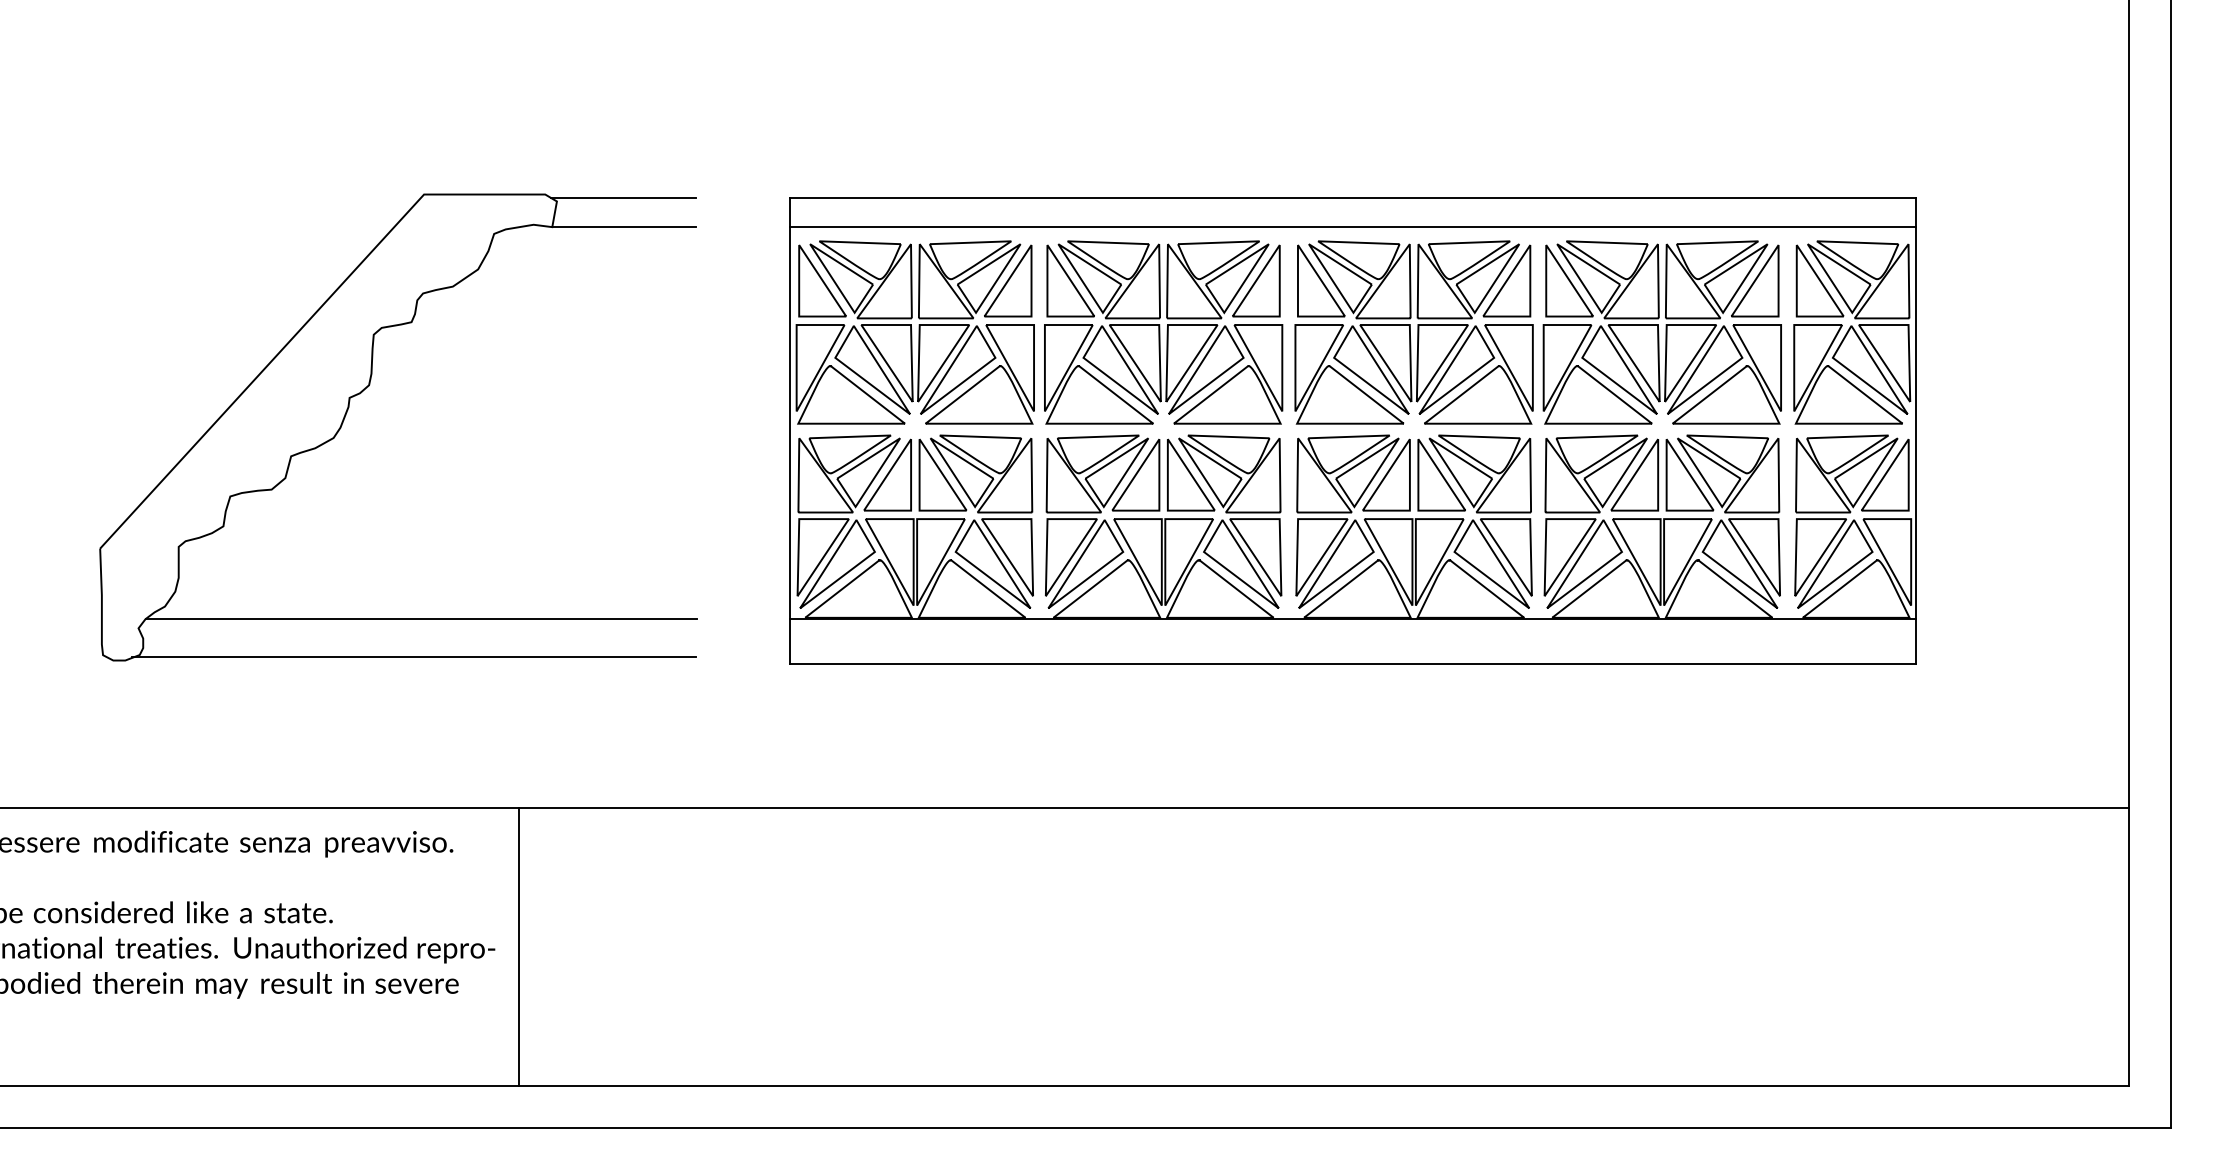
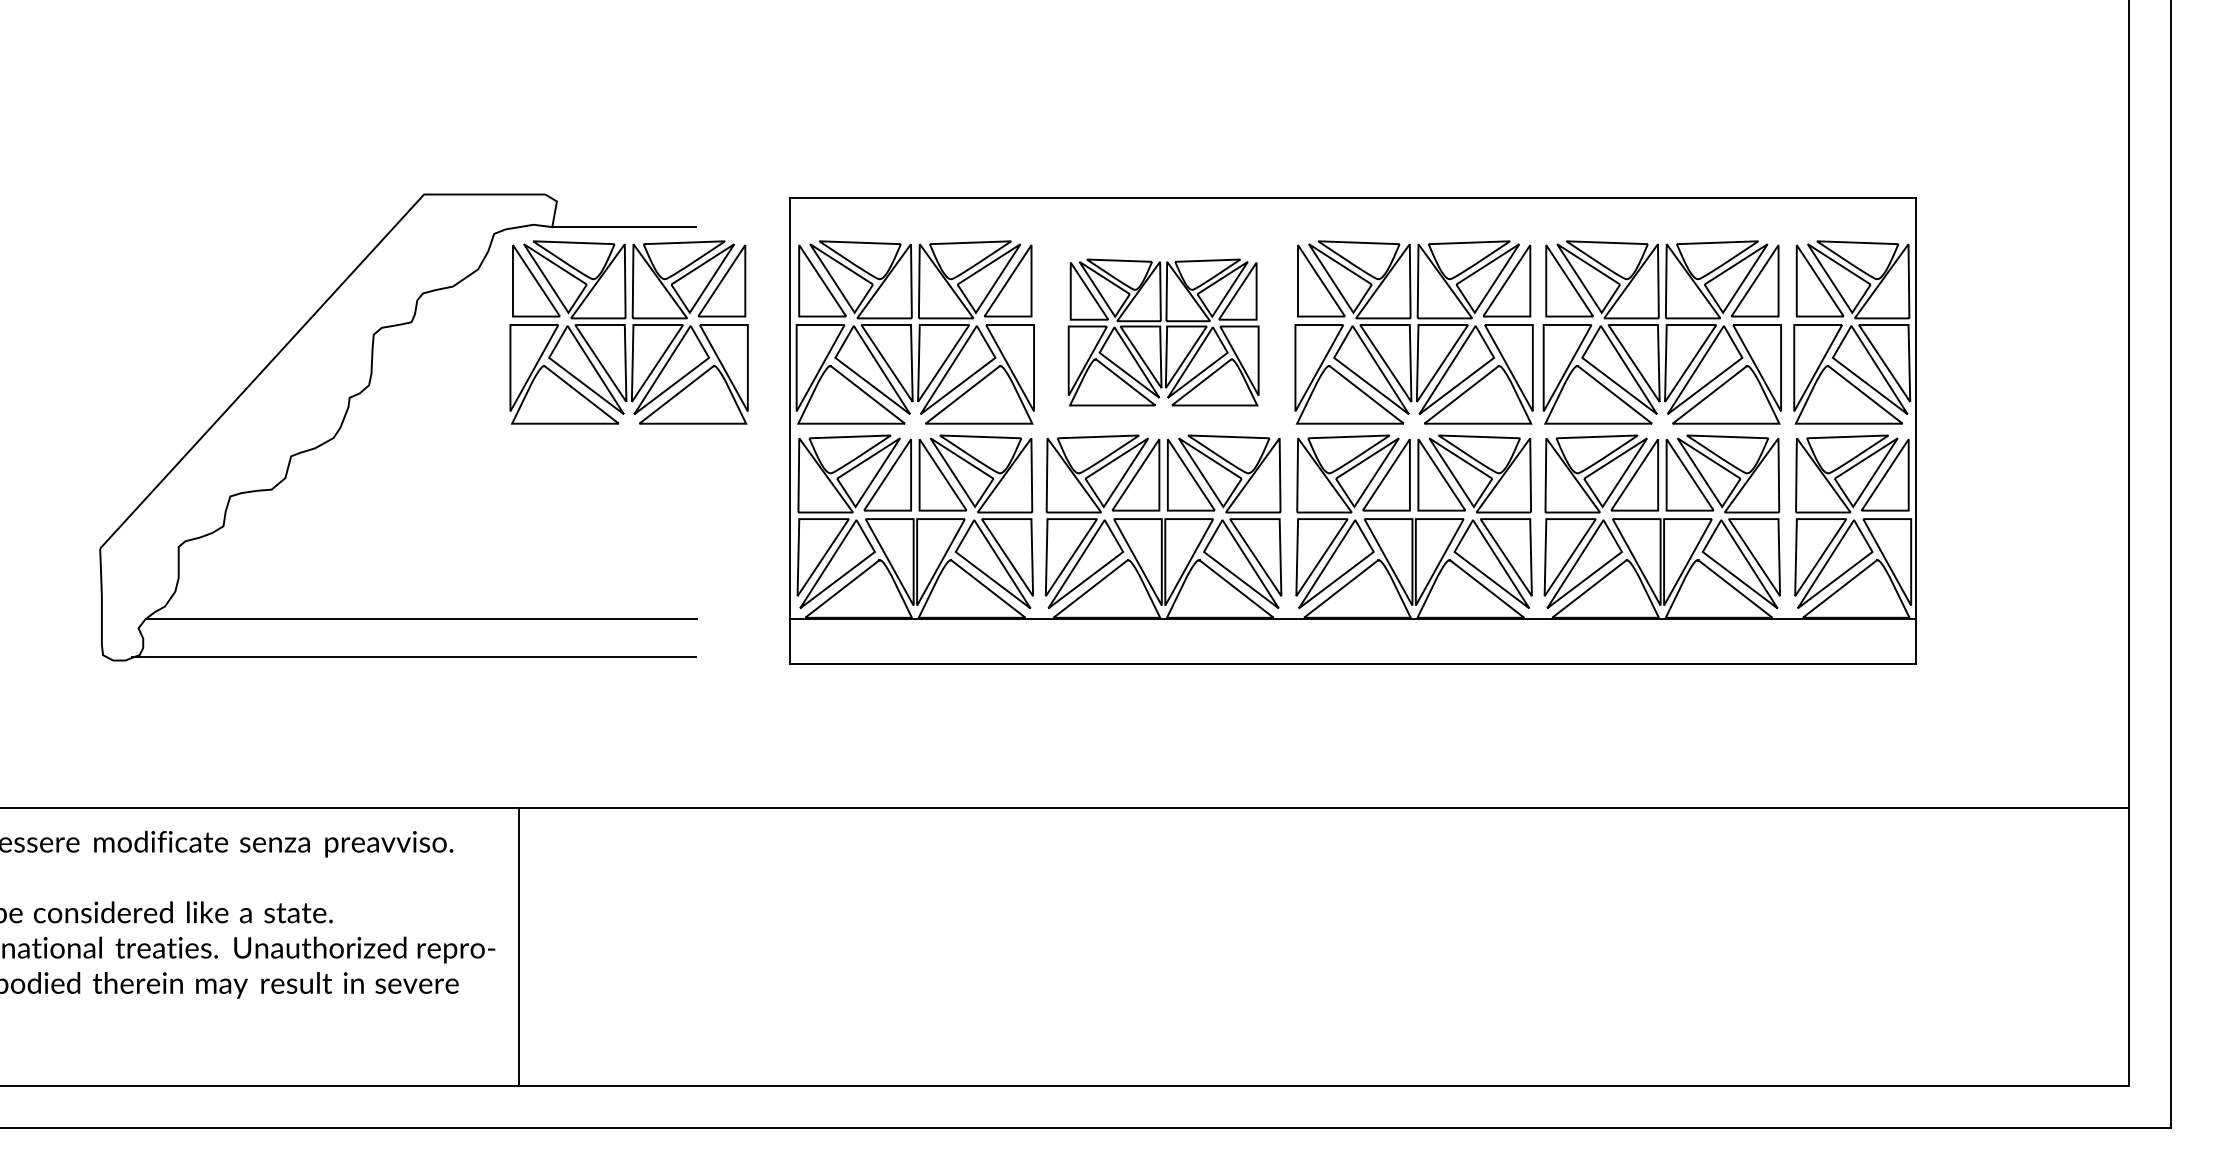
line: present -> none (623, 198)
line: present -> none (1352, 227)
part: none -> present (628, 332)
part size: 240x185 px -> 193x149 px (1163, 332)
